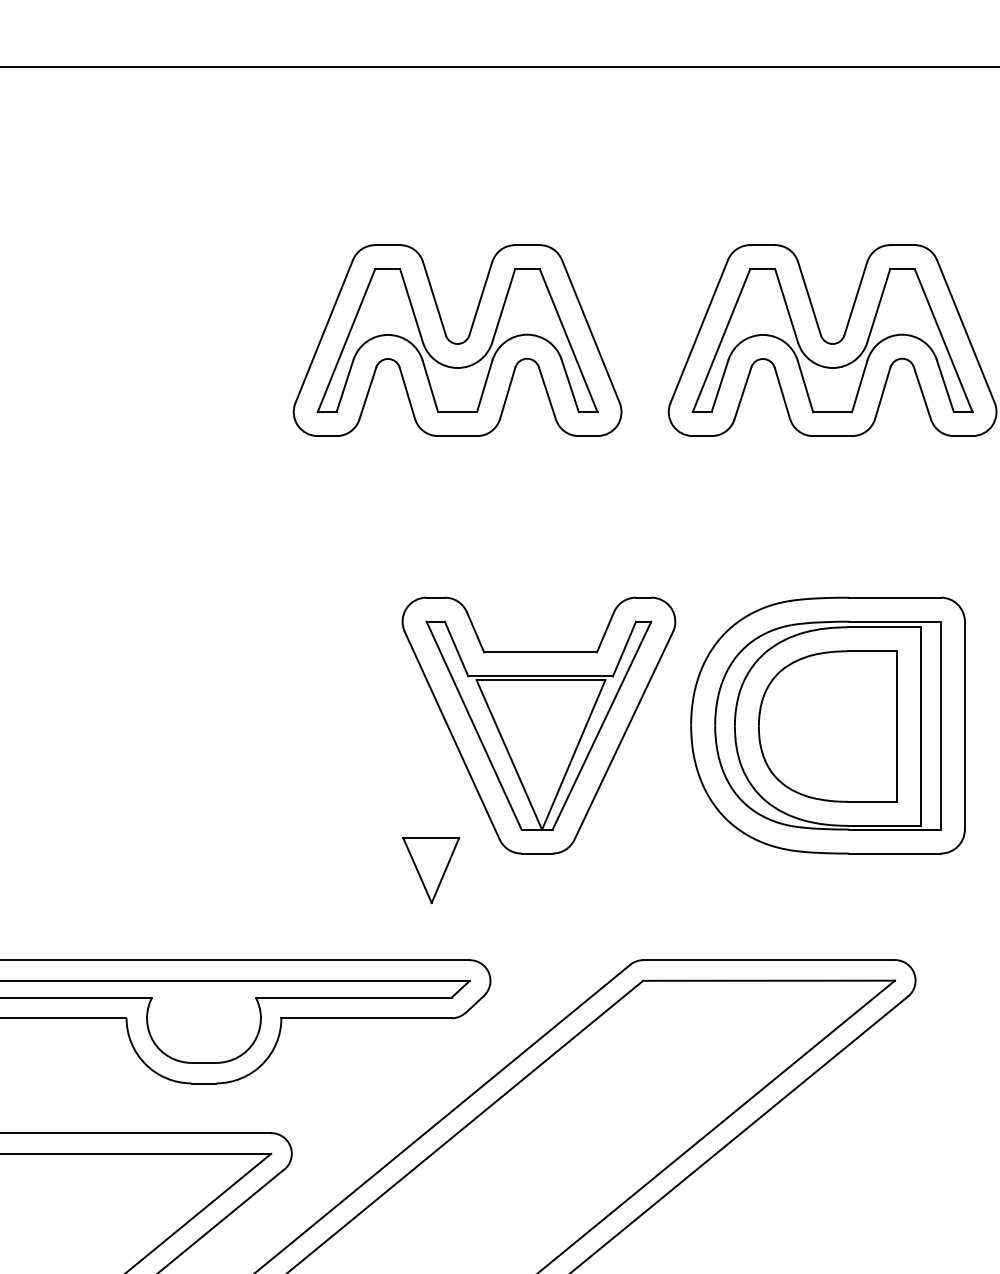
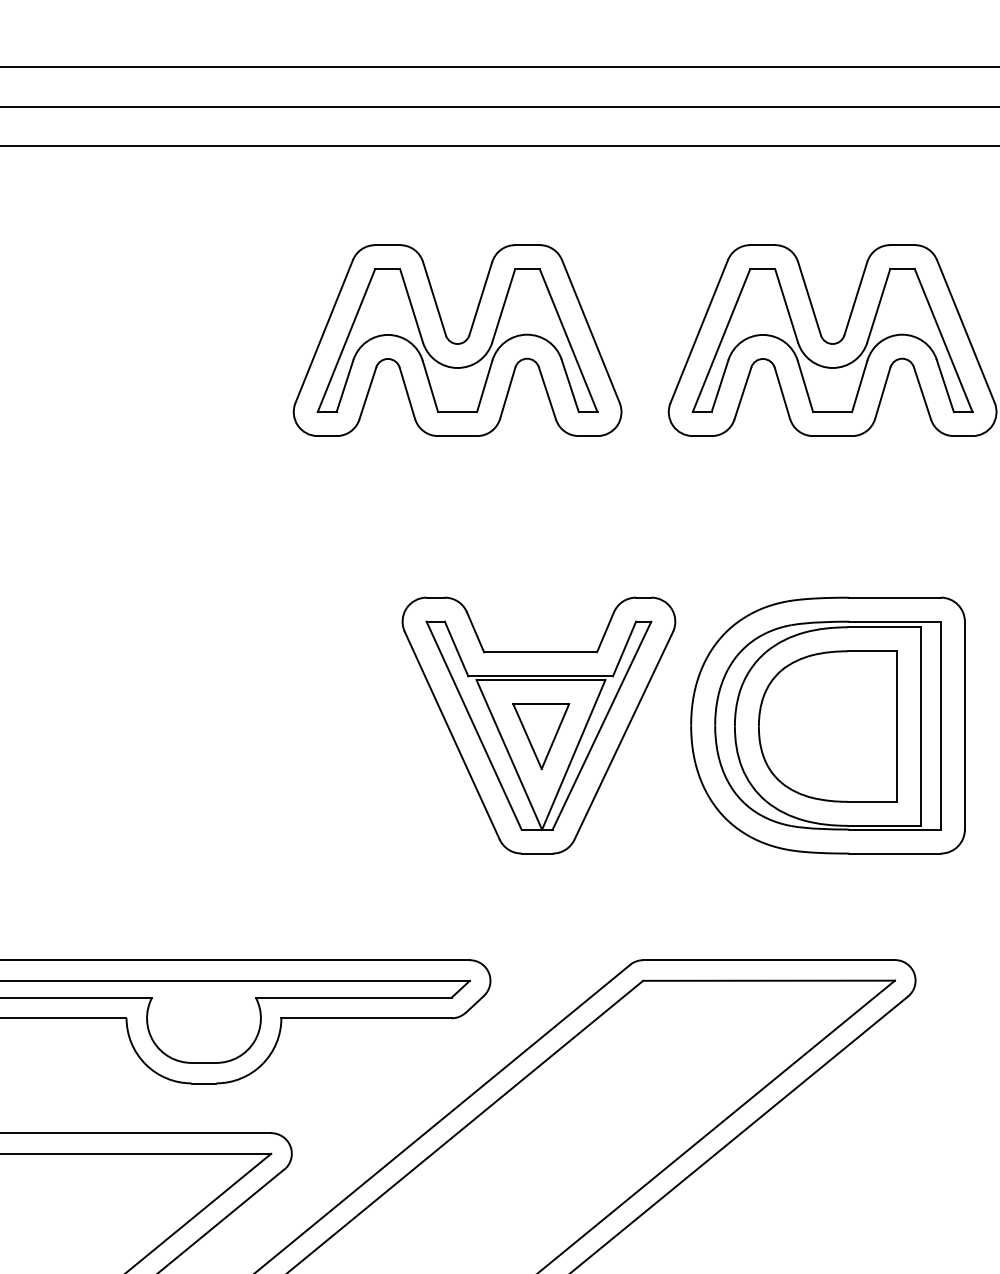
line: none -> present (499, 107)
line: none -> present (499, 145)
part position: (431, 870) -> (541, 736) (541, 736)
